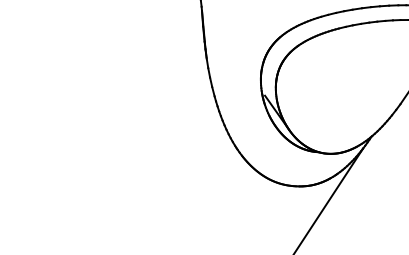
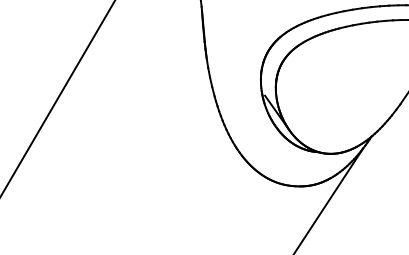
line: none -> present (58, 98)
